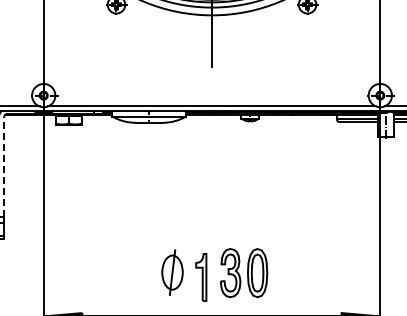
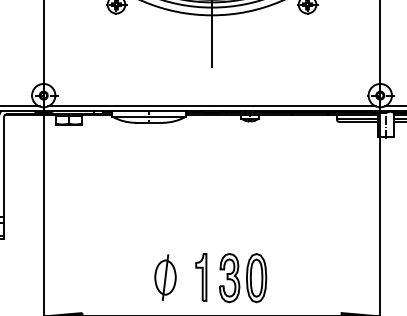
line: dashed -> solid (4, 166)
part position: (172, 272) -> (165, 277) (165, 277)
part position: (244, 273) -> (243, 278) (243, 278)
